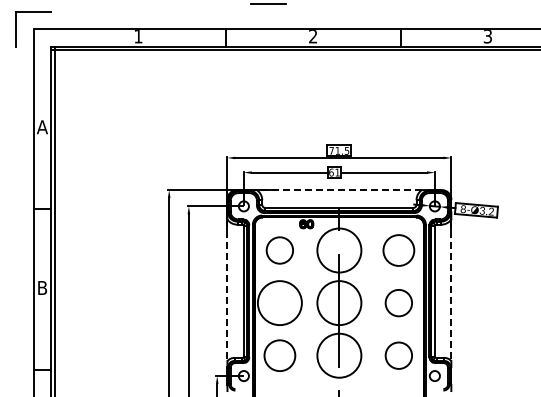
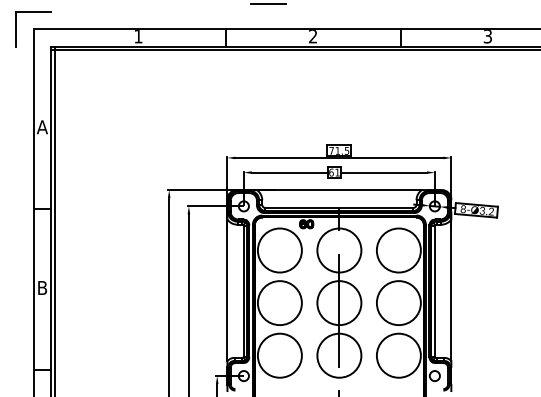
line: dashed -> solid (338, 190)
circle diameter: 26 px -> 44 px (279, 250)
circle diameter: 31 px -> 44 px (398, 250)
line: dashed -> solid (227, 290)
line: dashed -> solid (451, 290)
circle diameter: 26 px -> 44 px (398, 303)
circle diameter: 31 px -> 44 px (279, 355)
circle diameter: 26 px -> 44 px (398, 355)
